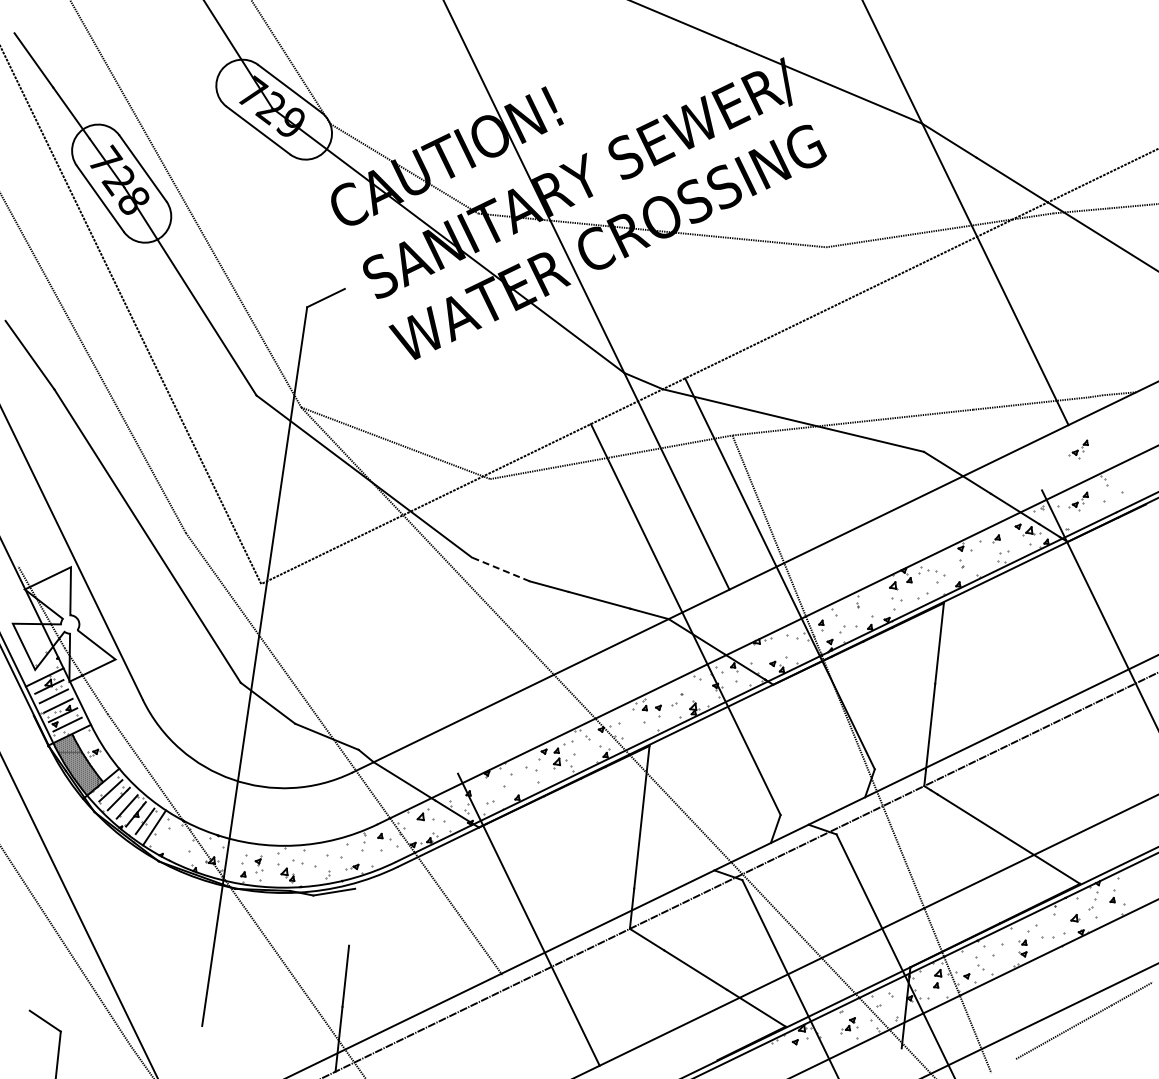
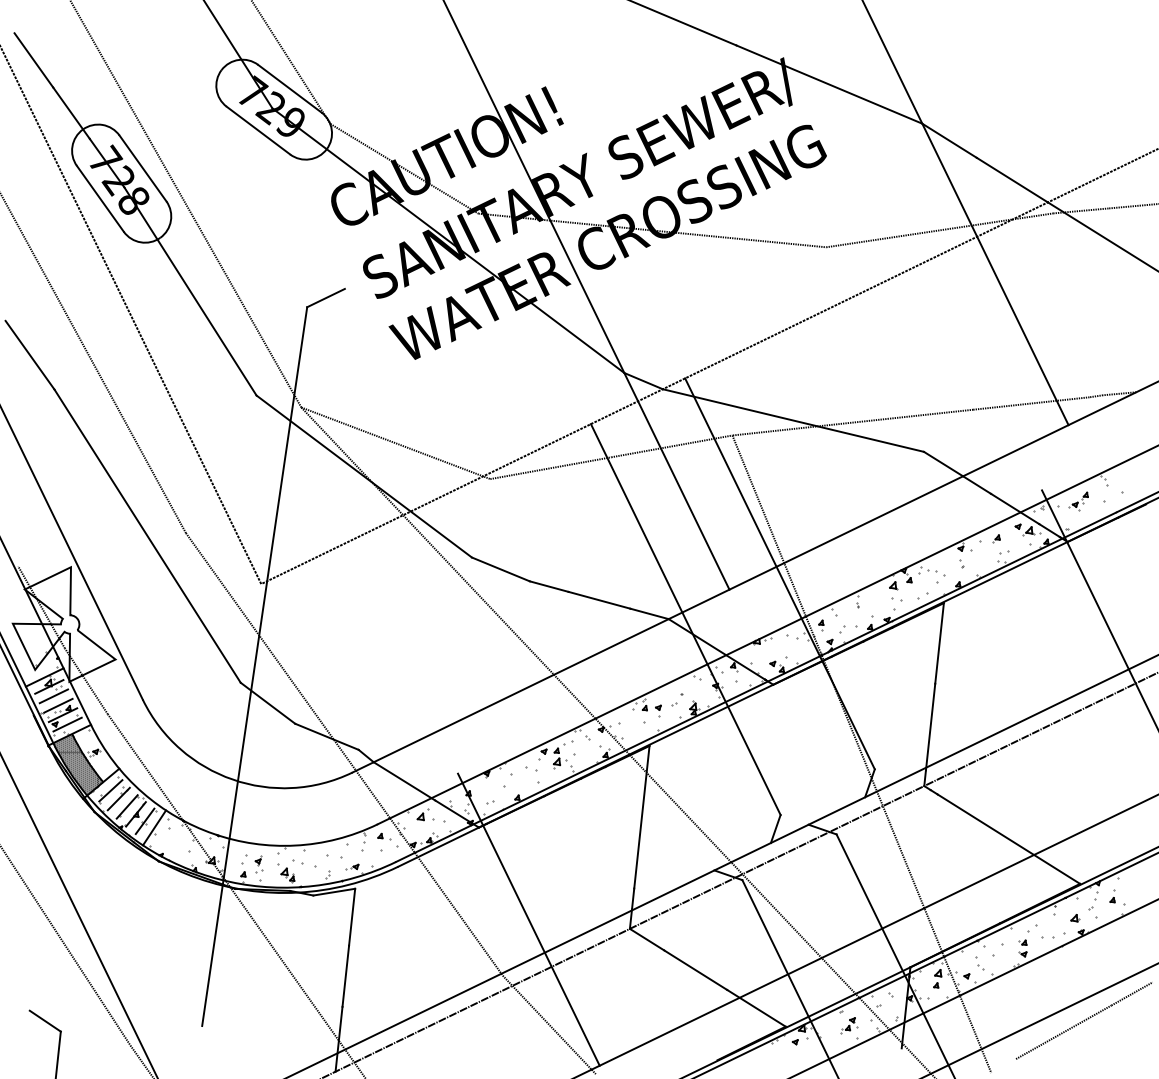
part: present -> none (1078, 449)
line: dashed -> solid (500, 569)
line: none -> present (352, 916)
line: none -> present (548, 1024)
